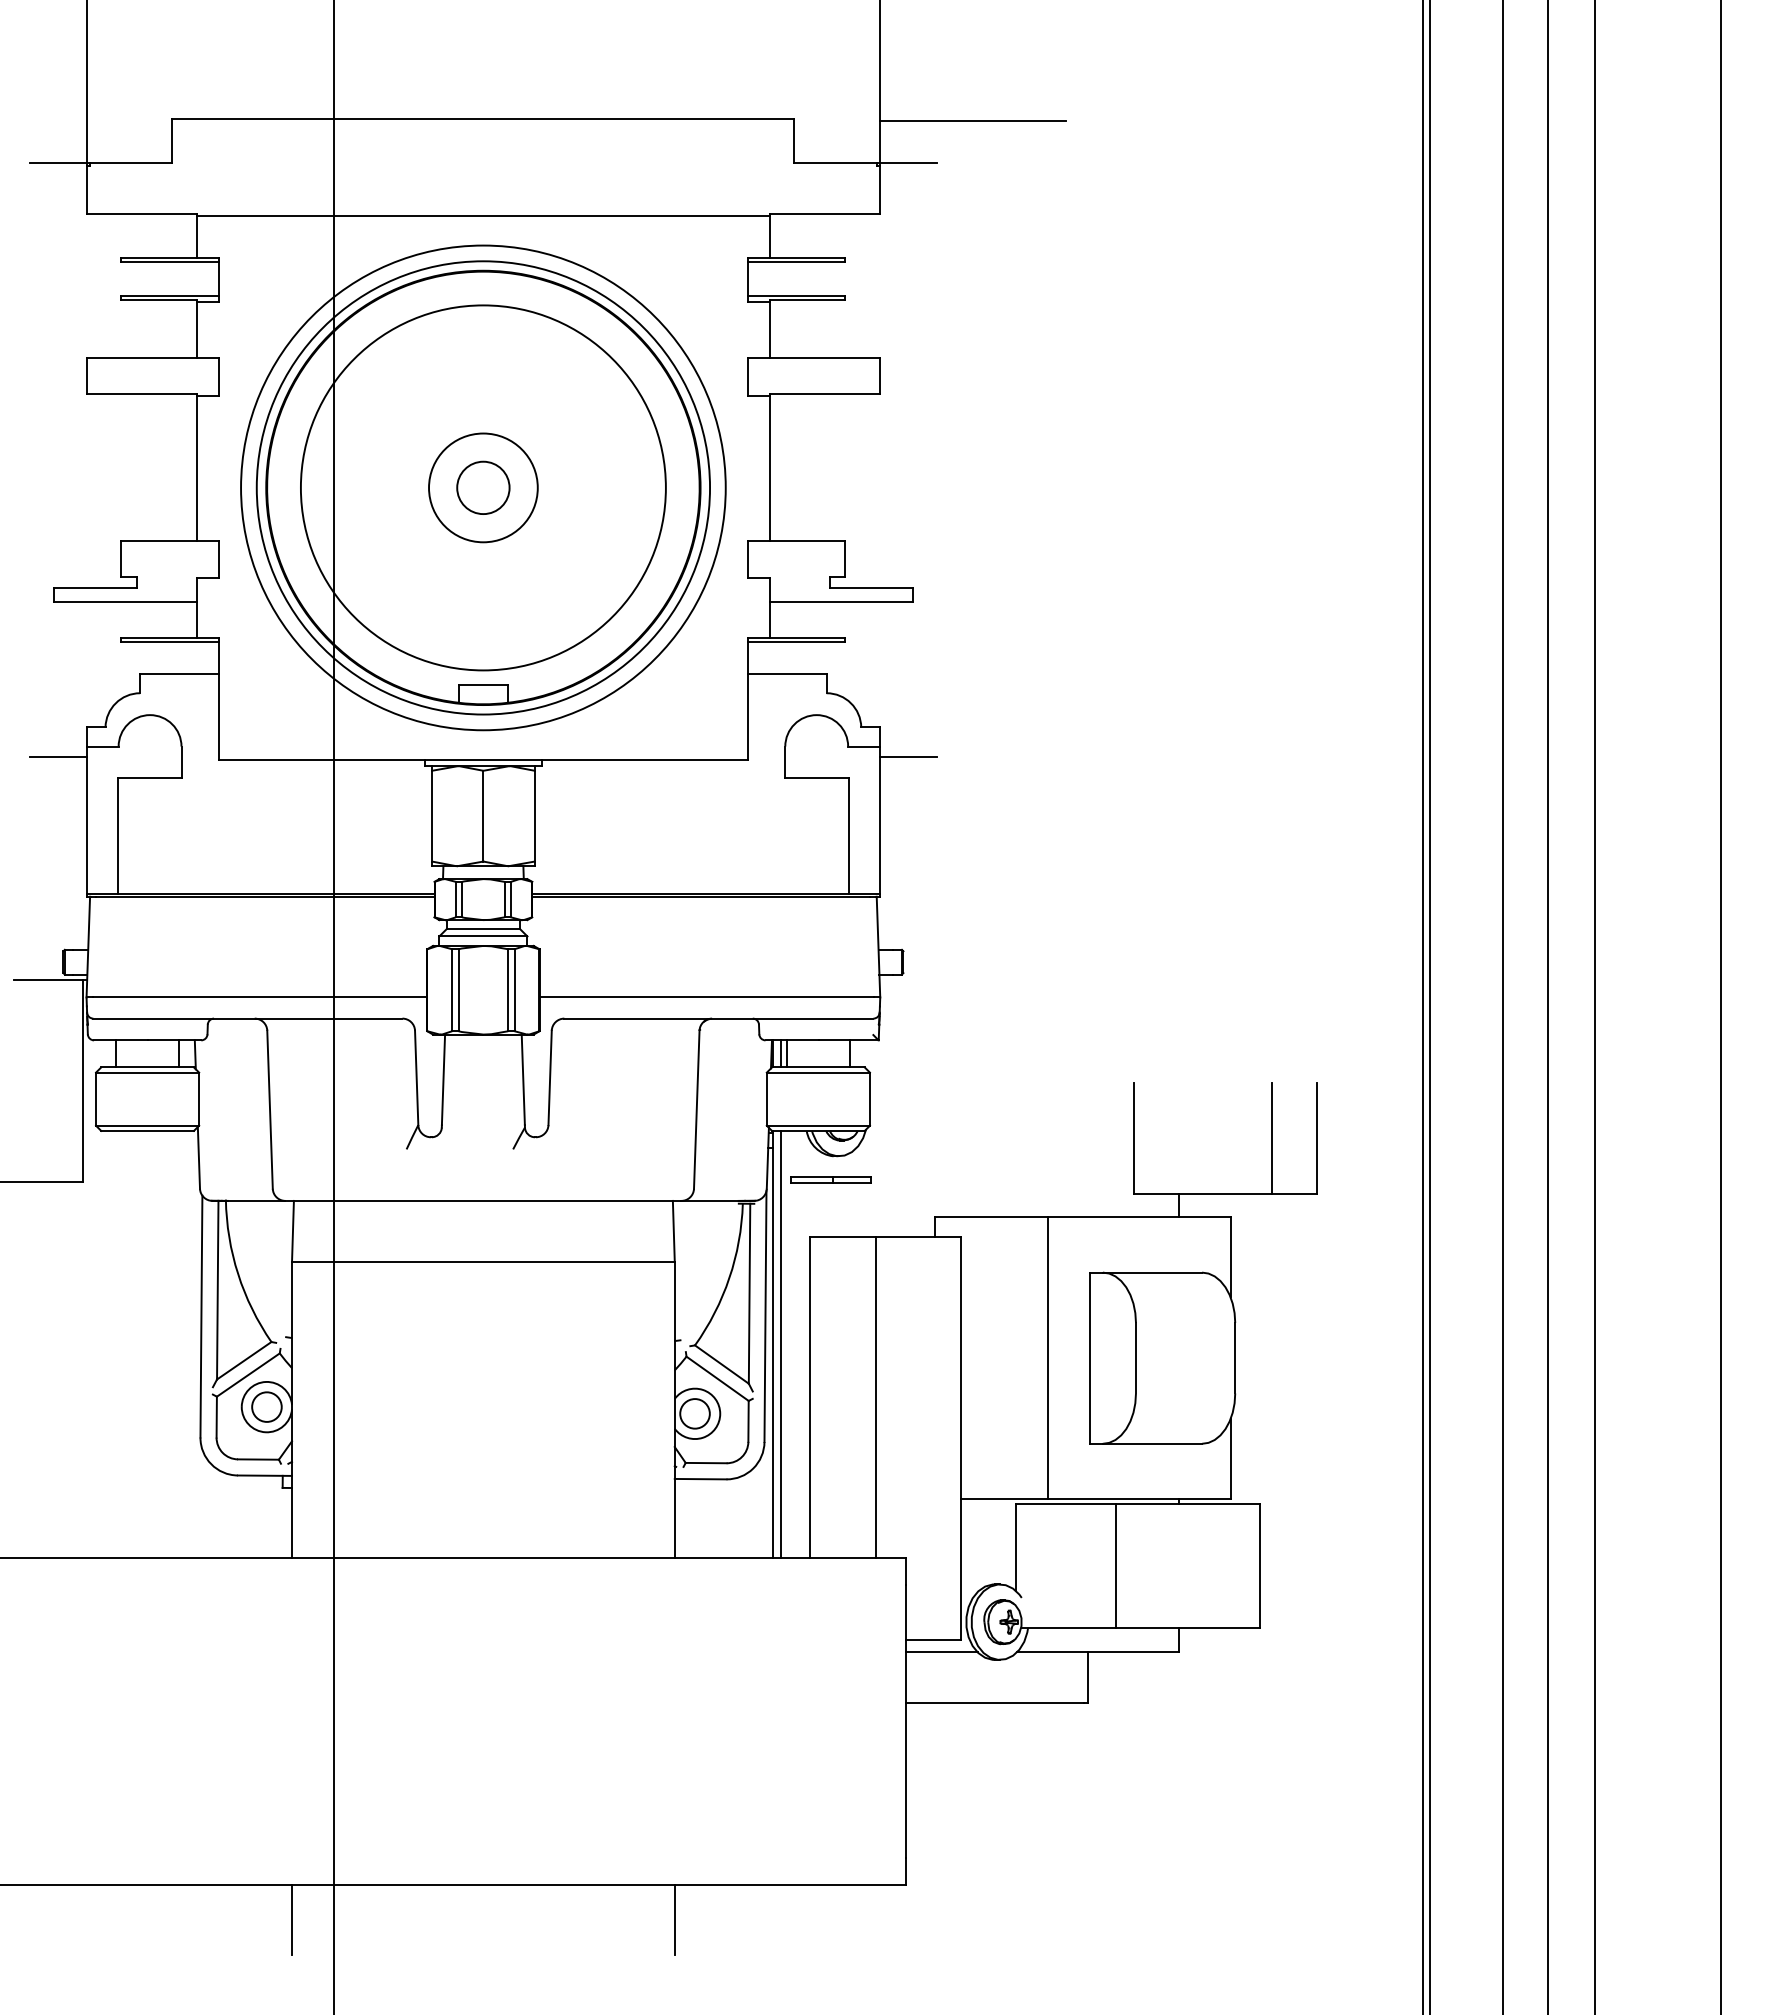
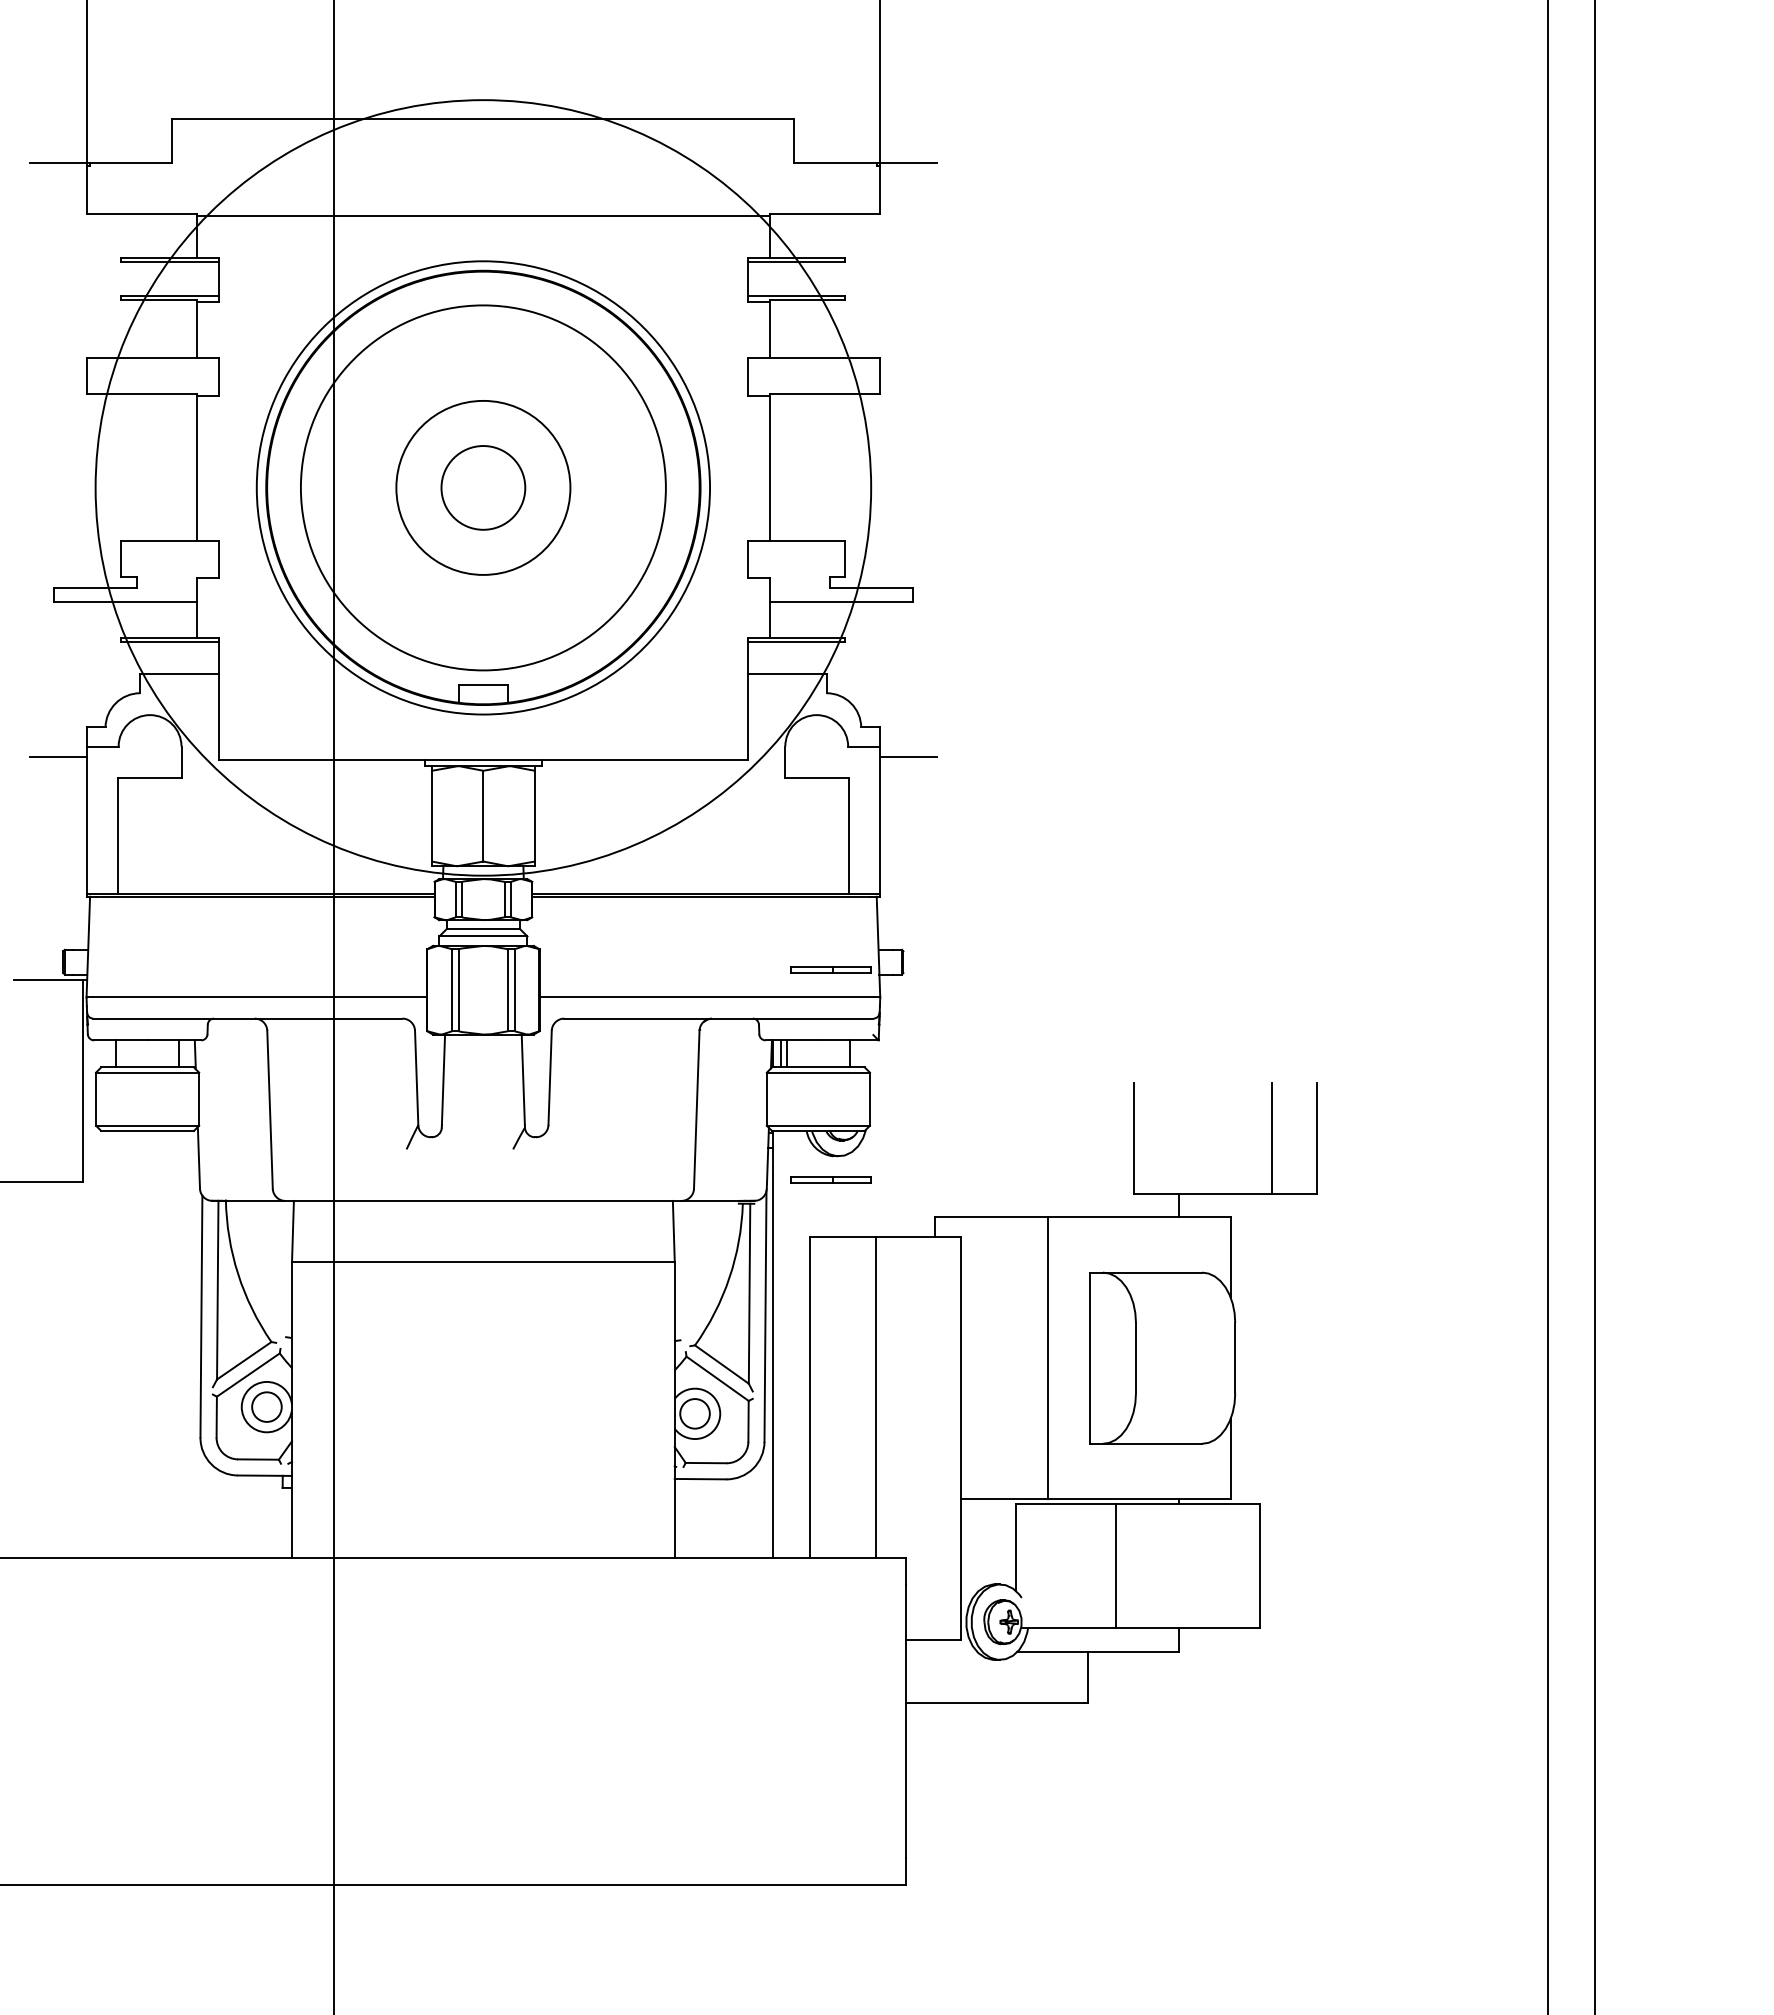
line: present -> none (972, 121)
circle diameter: 109 px -> 174 px (483, 487)
circle diameter: 485 px -> 776 px (483, 487)
circle diameter: 52 px -> 84 px (483, 487)
part: none -> present (830, 969)
line: present -> none (1423, 1006)
line: present -> none (1429, 1006)
line: present -> none (1503, 1006)
line: present -> none (1720, 1006)
line: present -> none (781, 1343)
line: present -> none (941, 1652)
line: present -> none (292, 1919)
line: present -> none (674, 1919)
